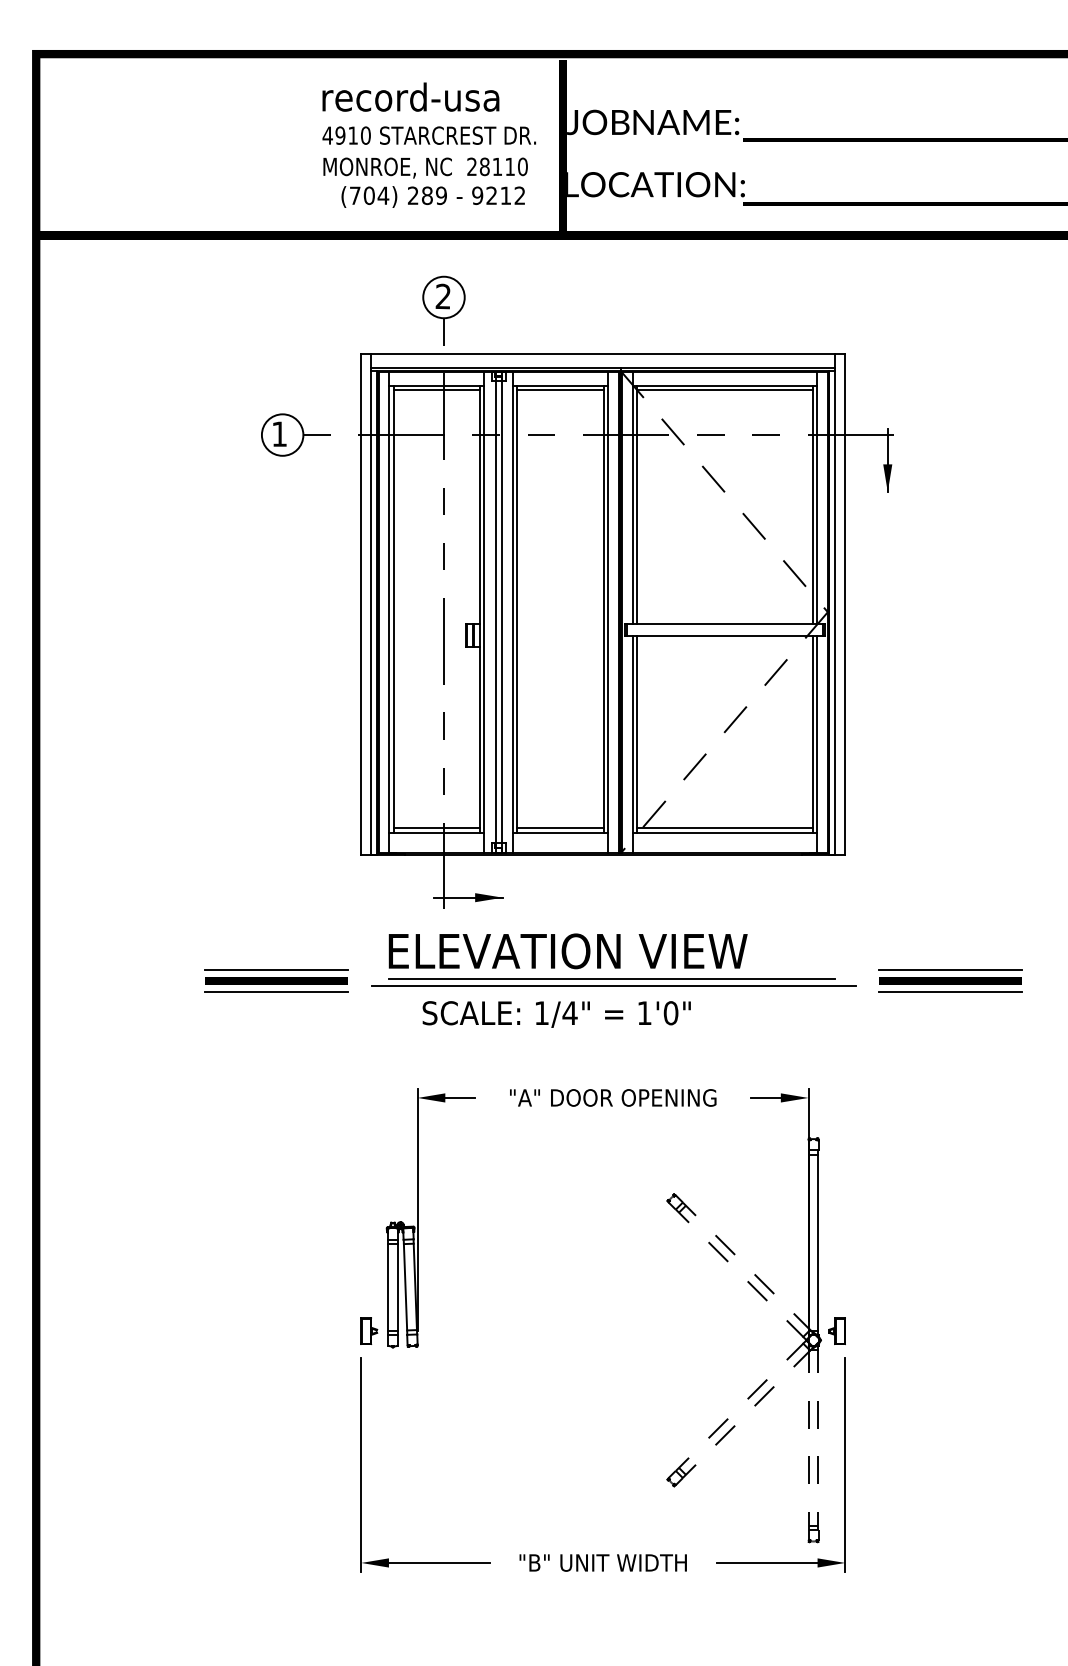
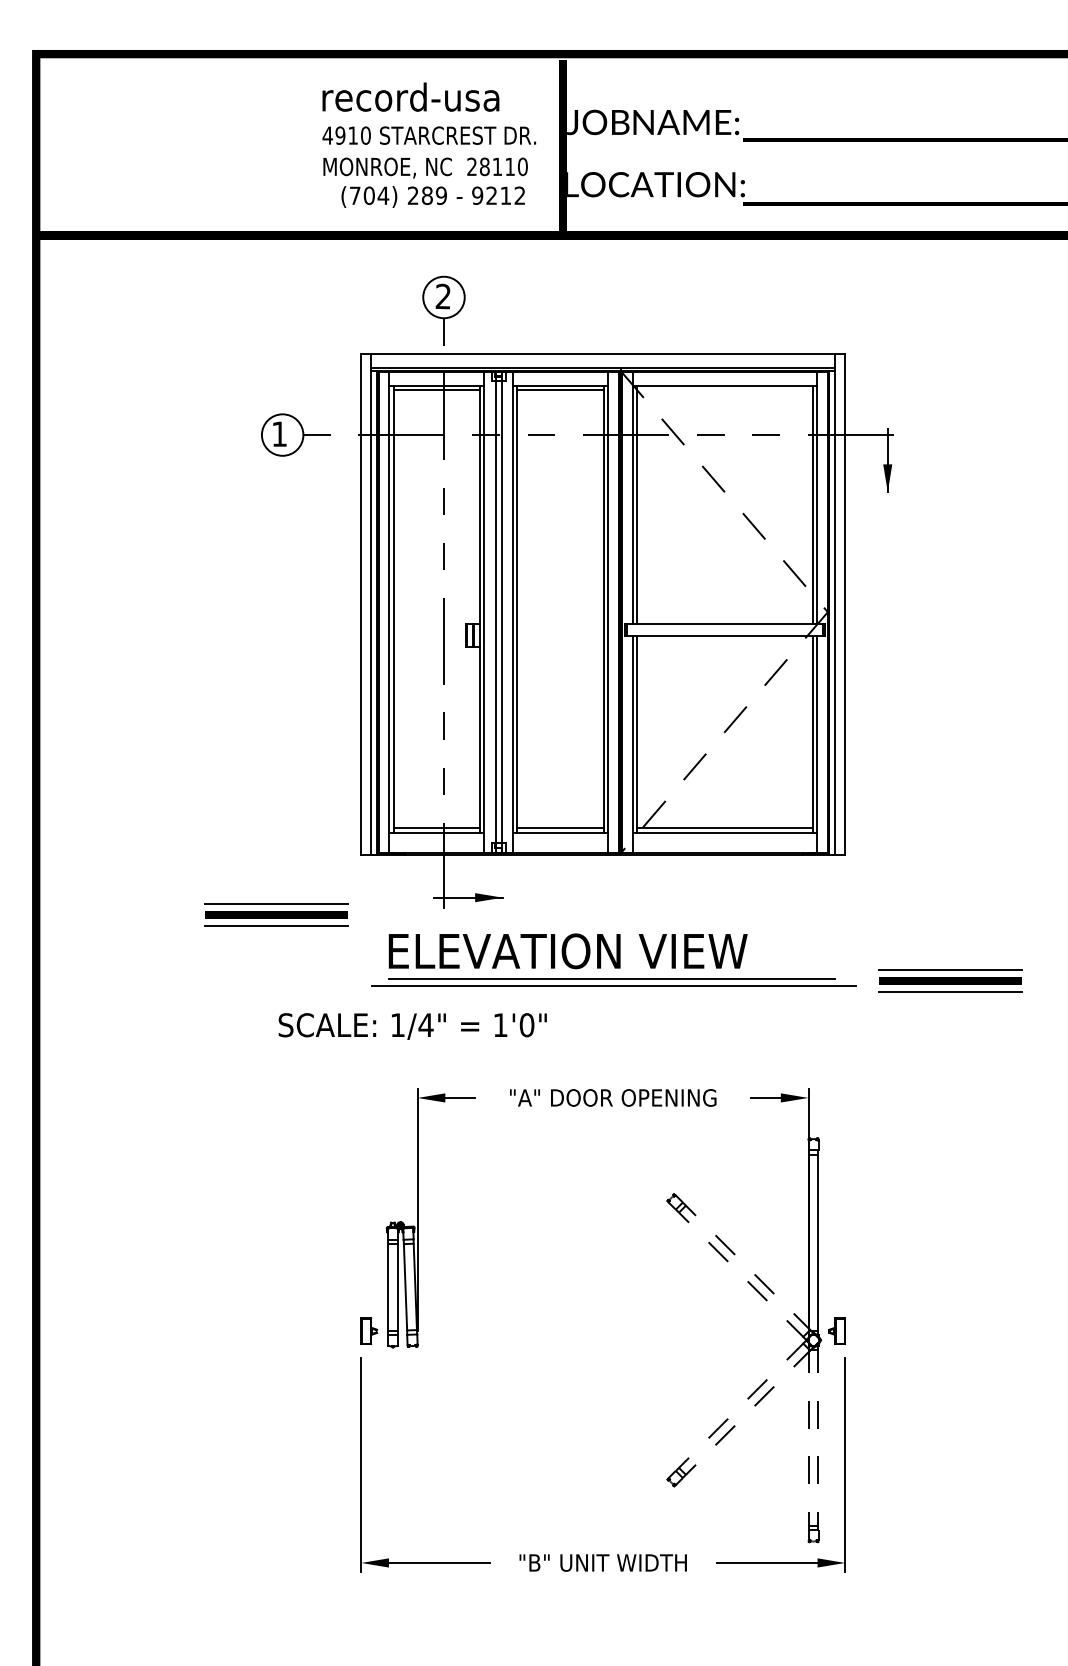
line: present -> none (724, 390)
part position: (276, 980) -> (276, 914) (276, 914)
text position: (556, 1014) -> (412, 1026) (412, 1026)
